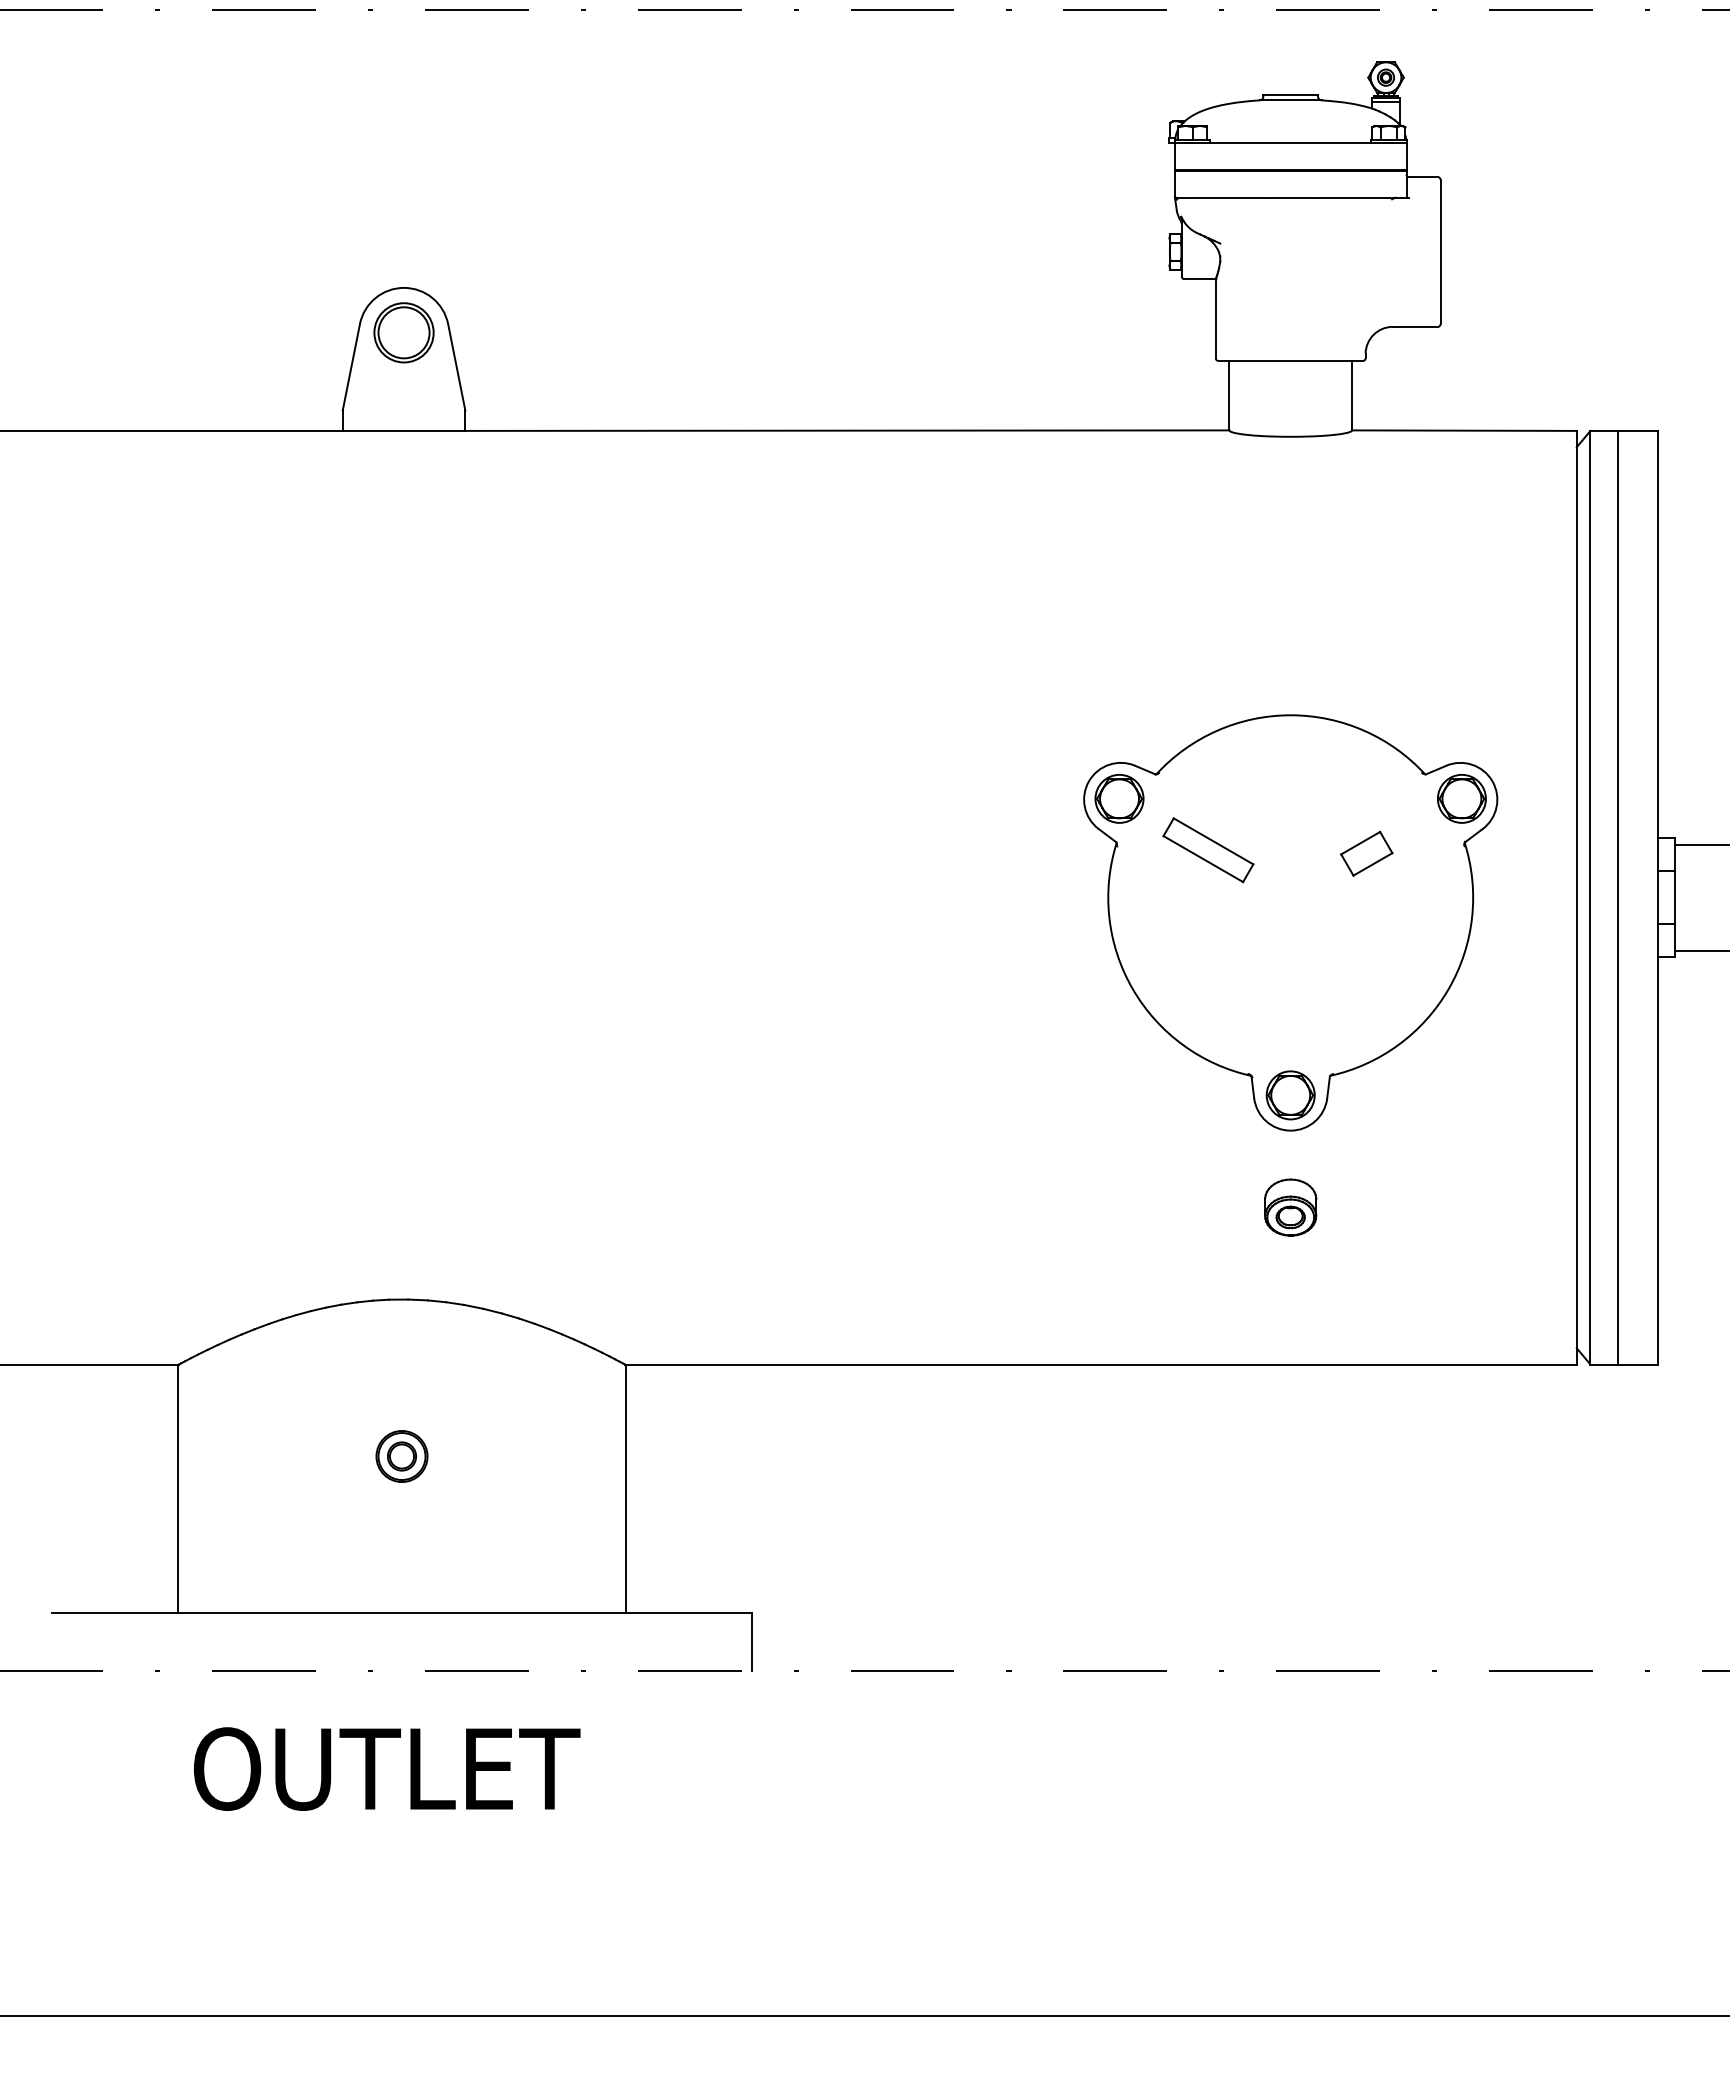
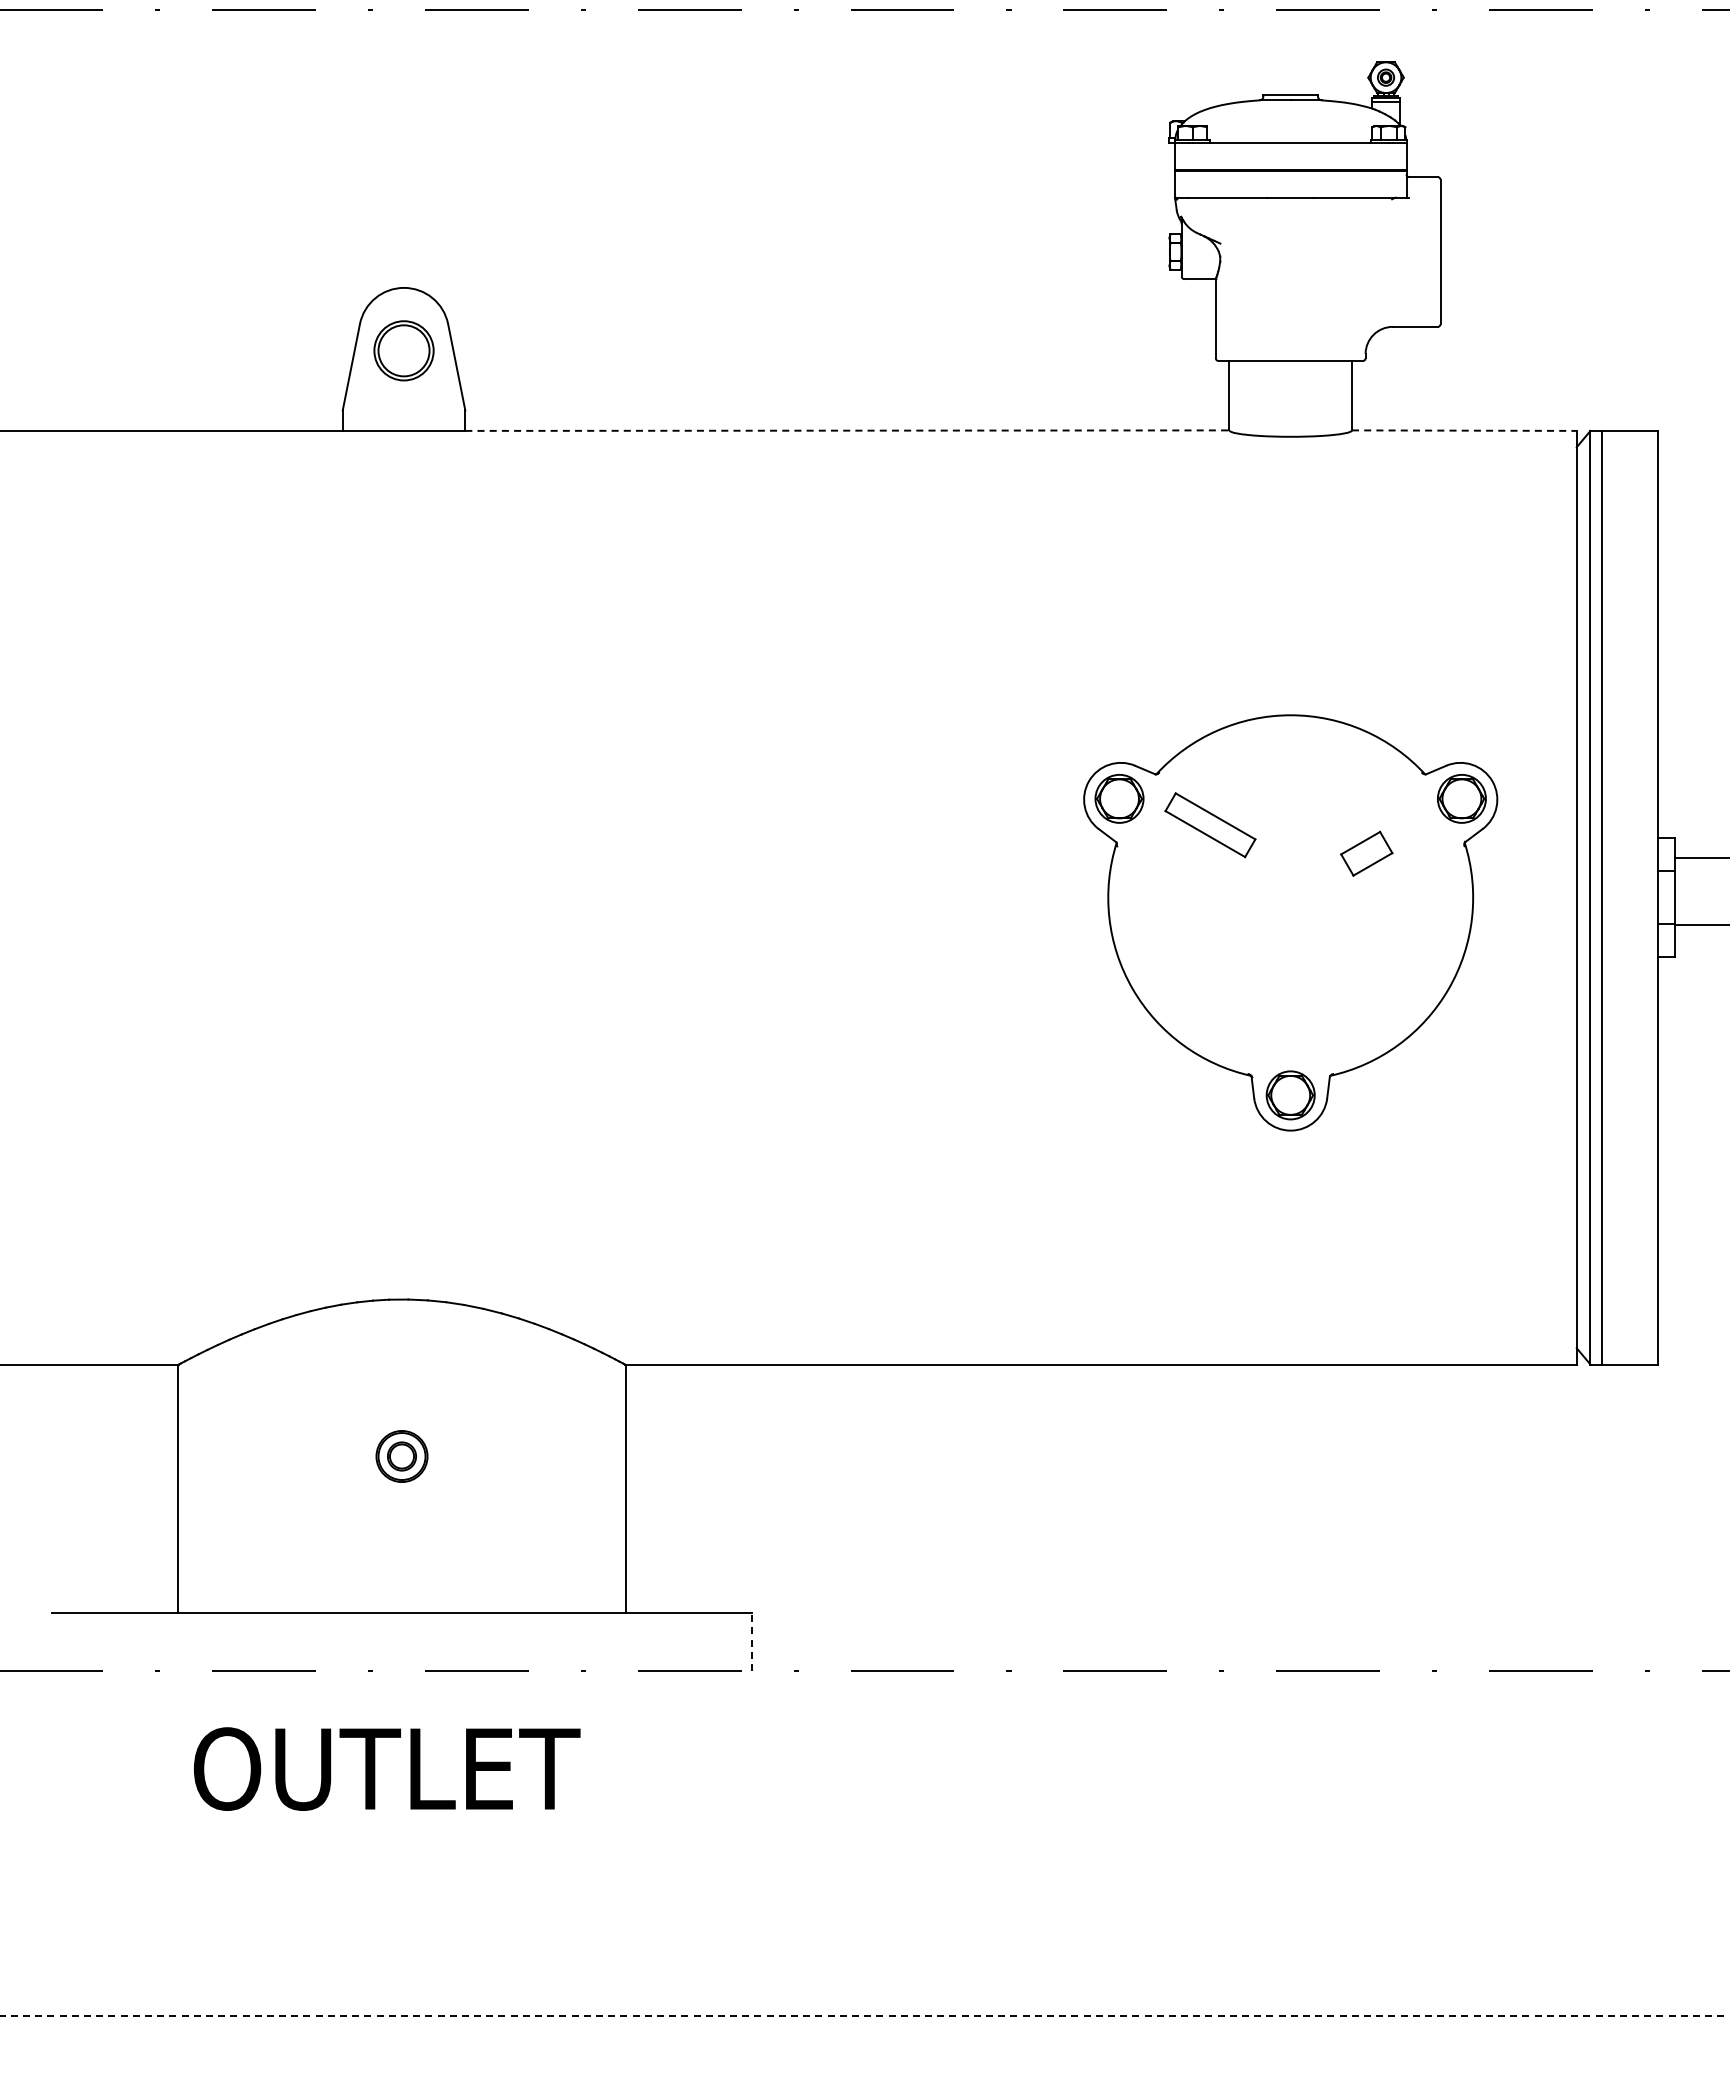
part position: (403, 332) -> (403, 350) (403, 350)
line: solid -> dashed (847, 430)
line: solid -> dashed (1464, 430)
line position: (1700, 844) -> (1700, 857) (1700, 857)
part position: (1208, 850) -> (1210, 825) (1210, 825)
line position: (1617, 897) -> (1601, 897) (1601, 897)
line position: (1700, 950) -> (1700, 924) (1700, 924)
part: present -> none (1290, 1207)
line: solid -> dashed (752, 1641)
line: solid -> dashed (865, 2015)
